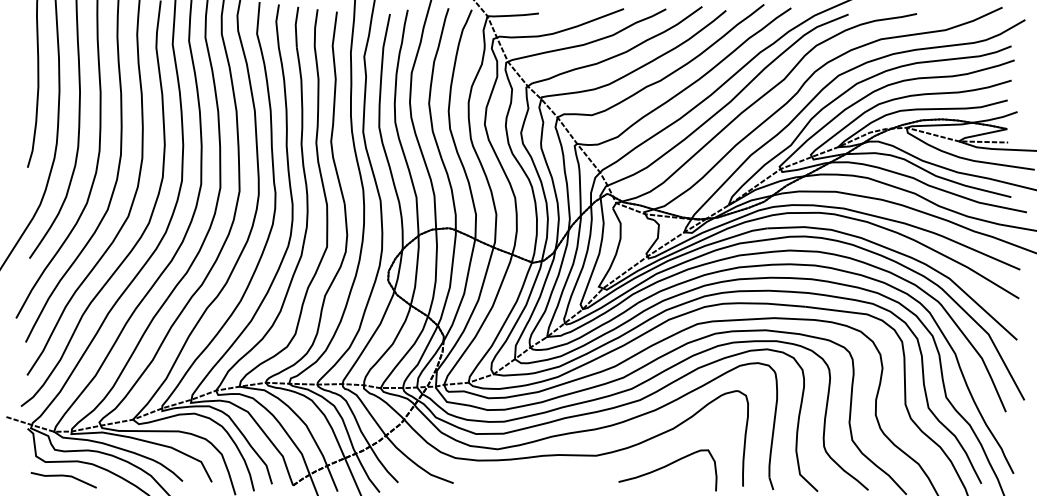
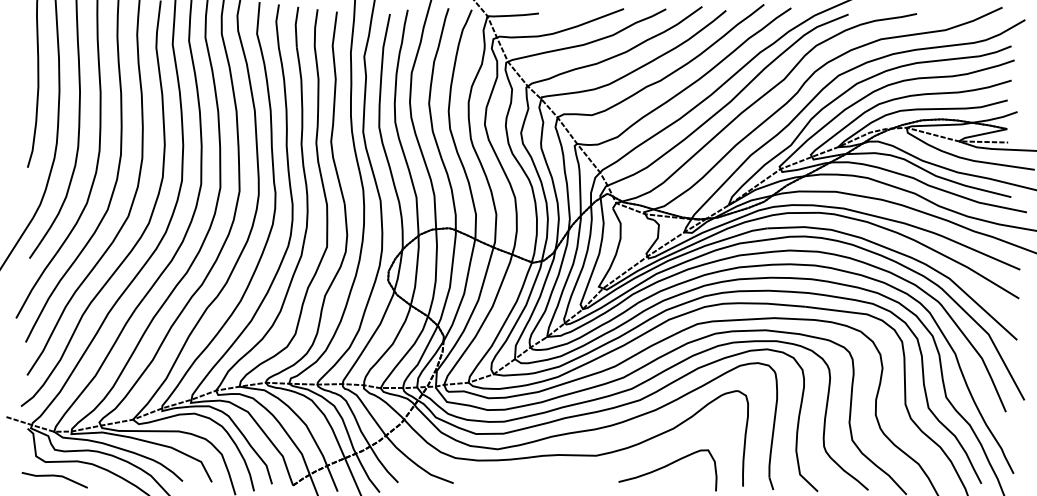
line position: (63, 476) -> (54, 476) (54, 476)
